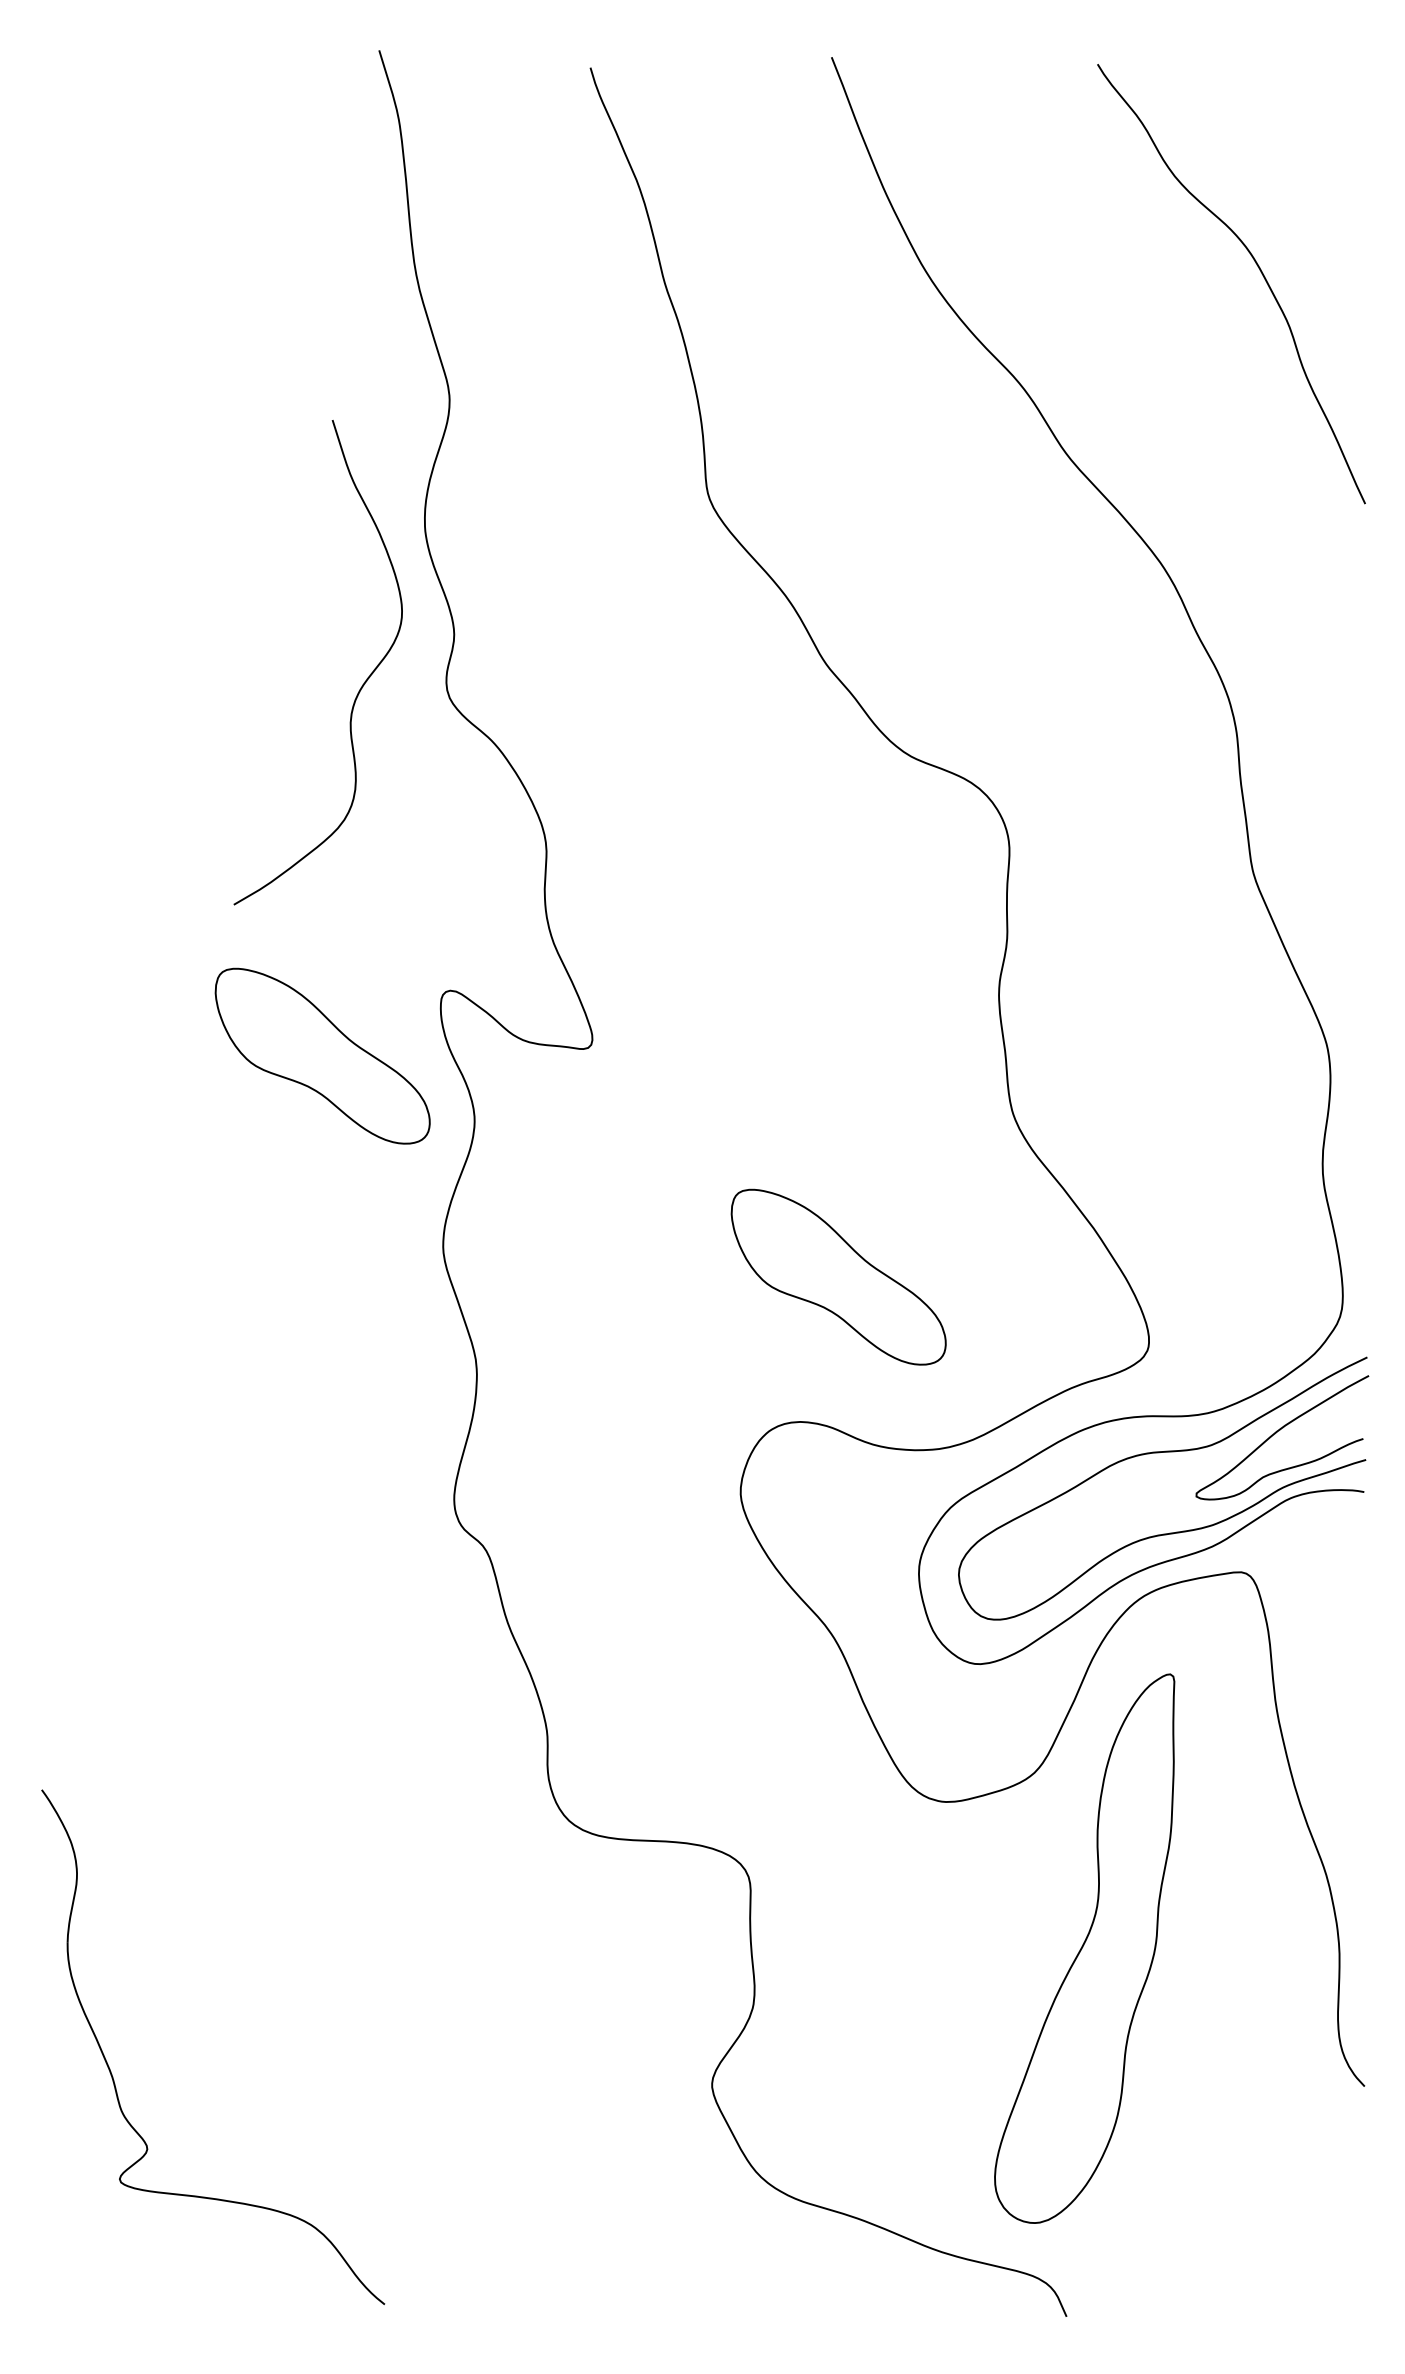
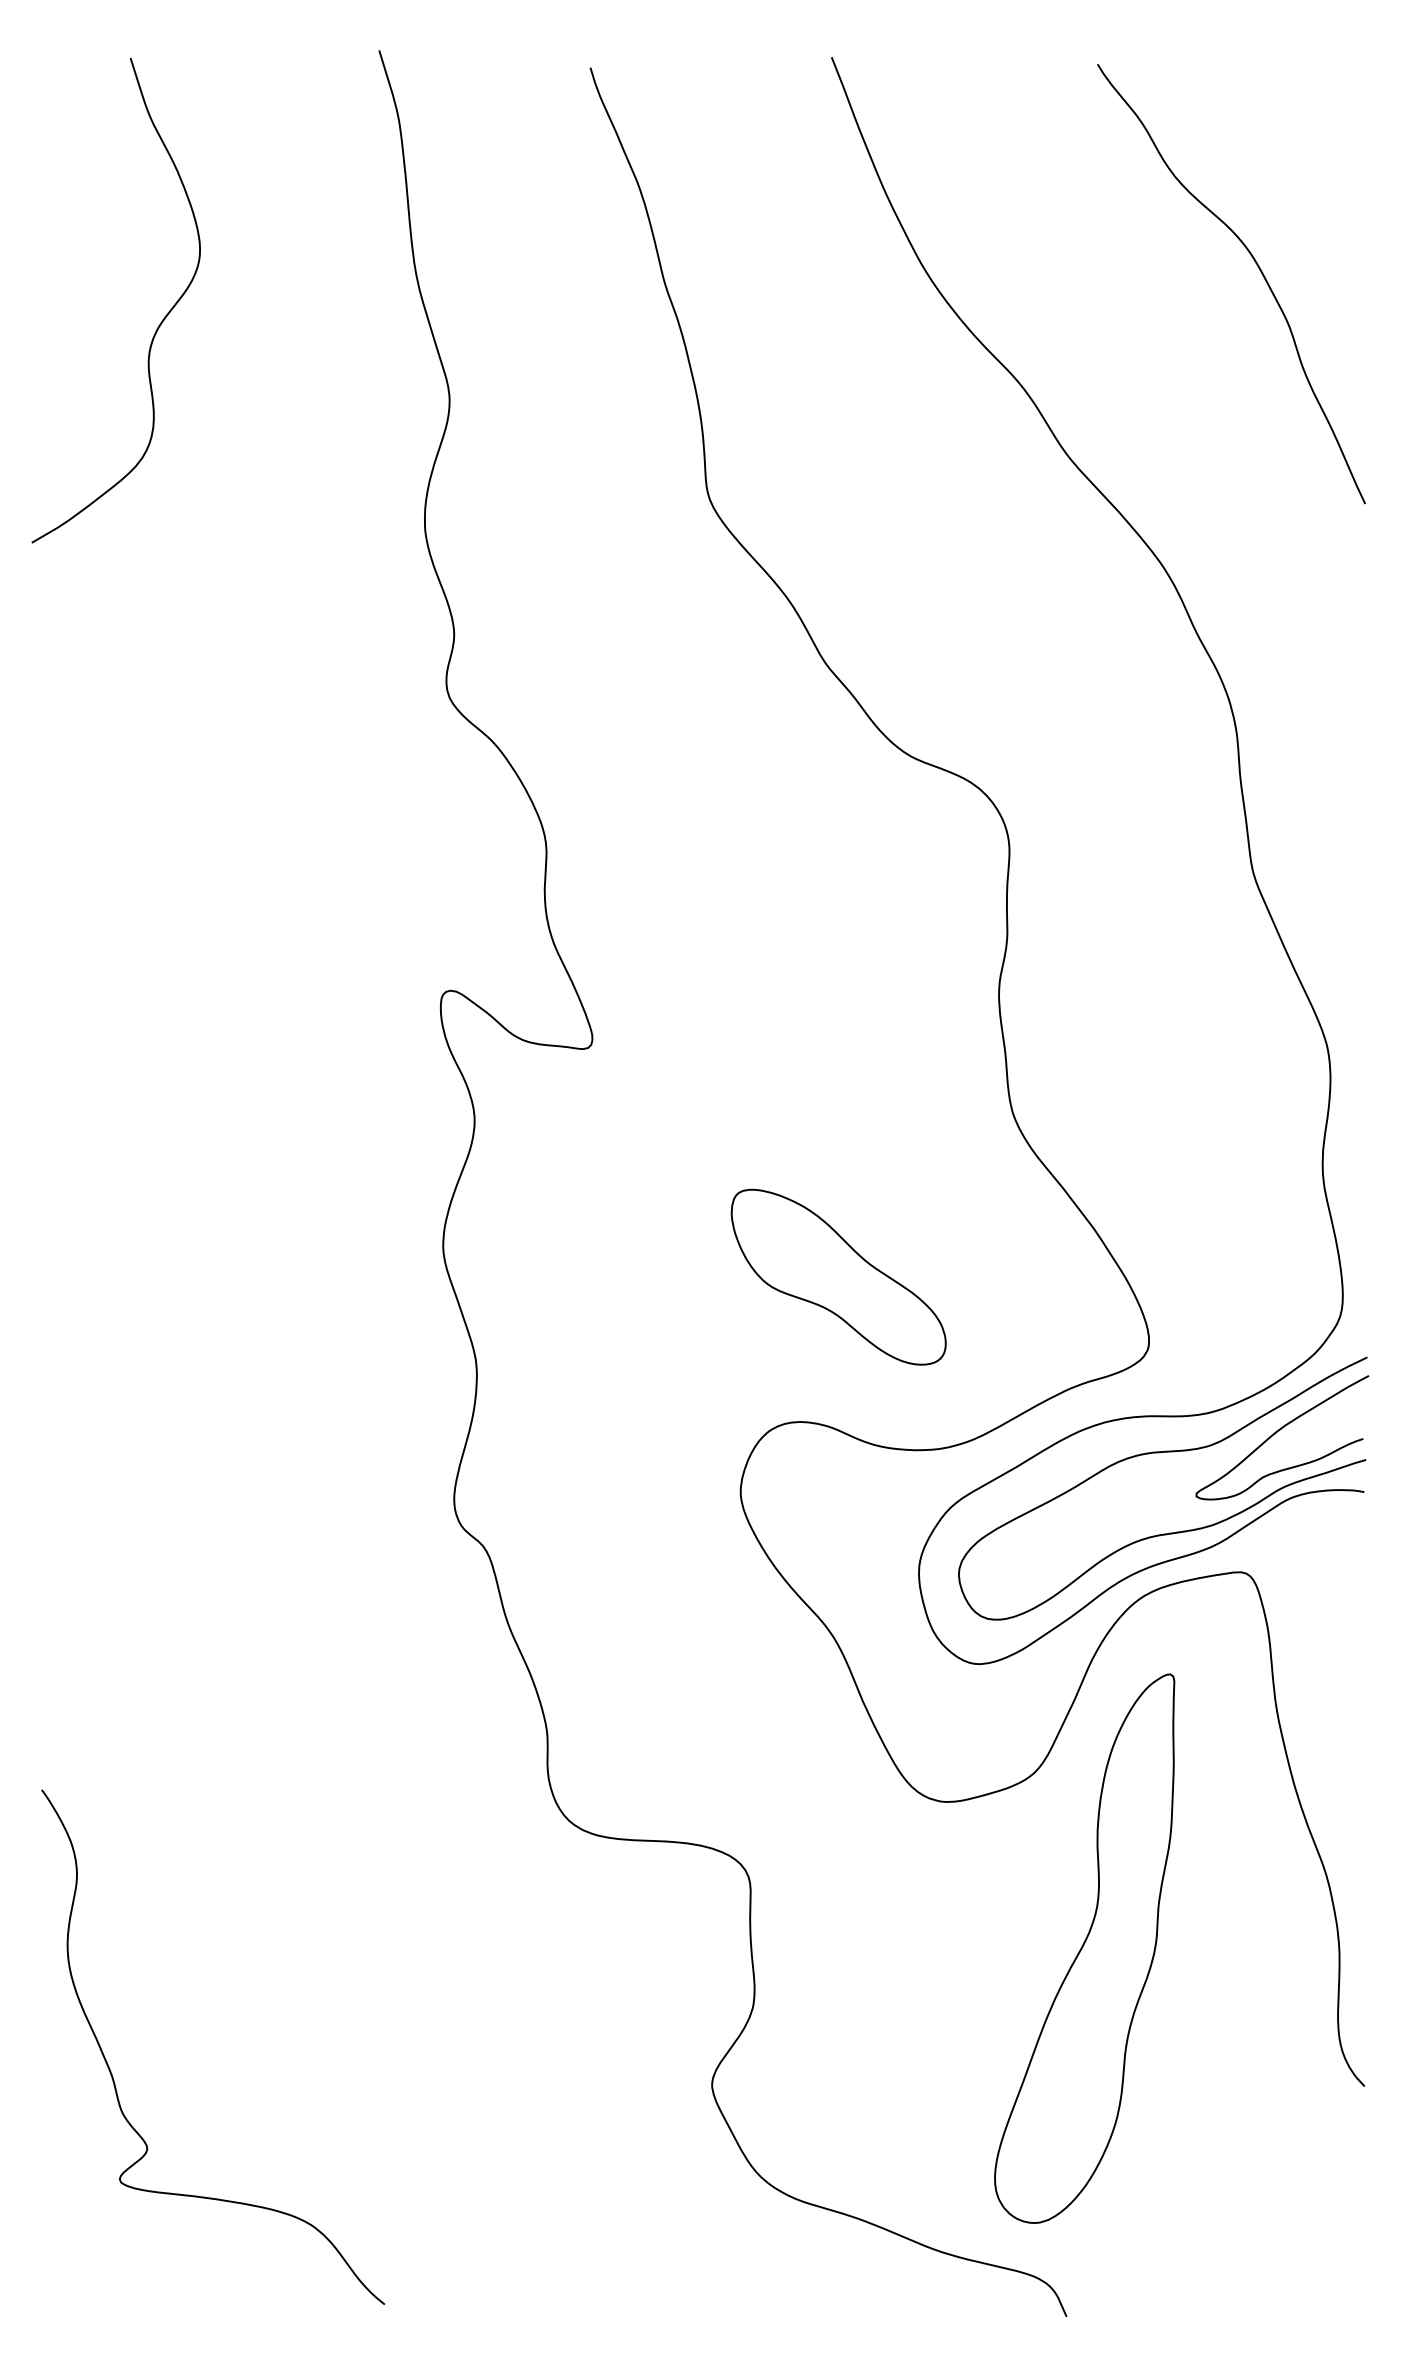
curve position: (360, 687) -> (158, 325) (158, 325)
part: present -> none (322, 1055)
